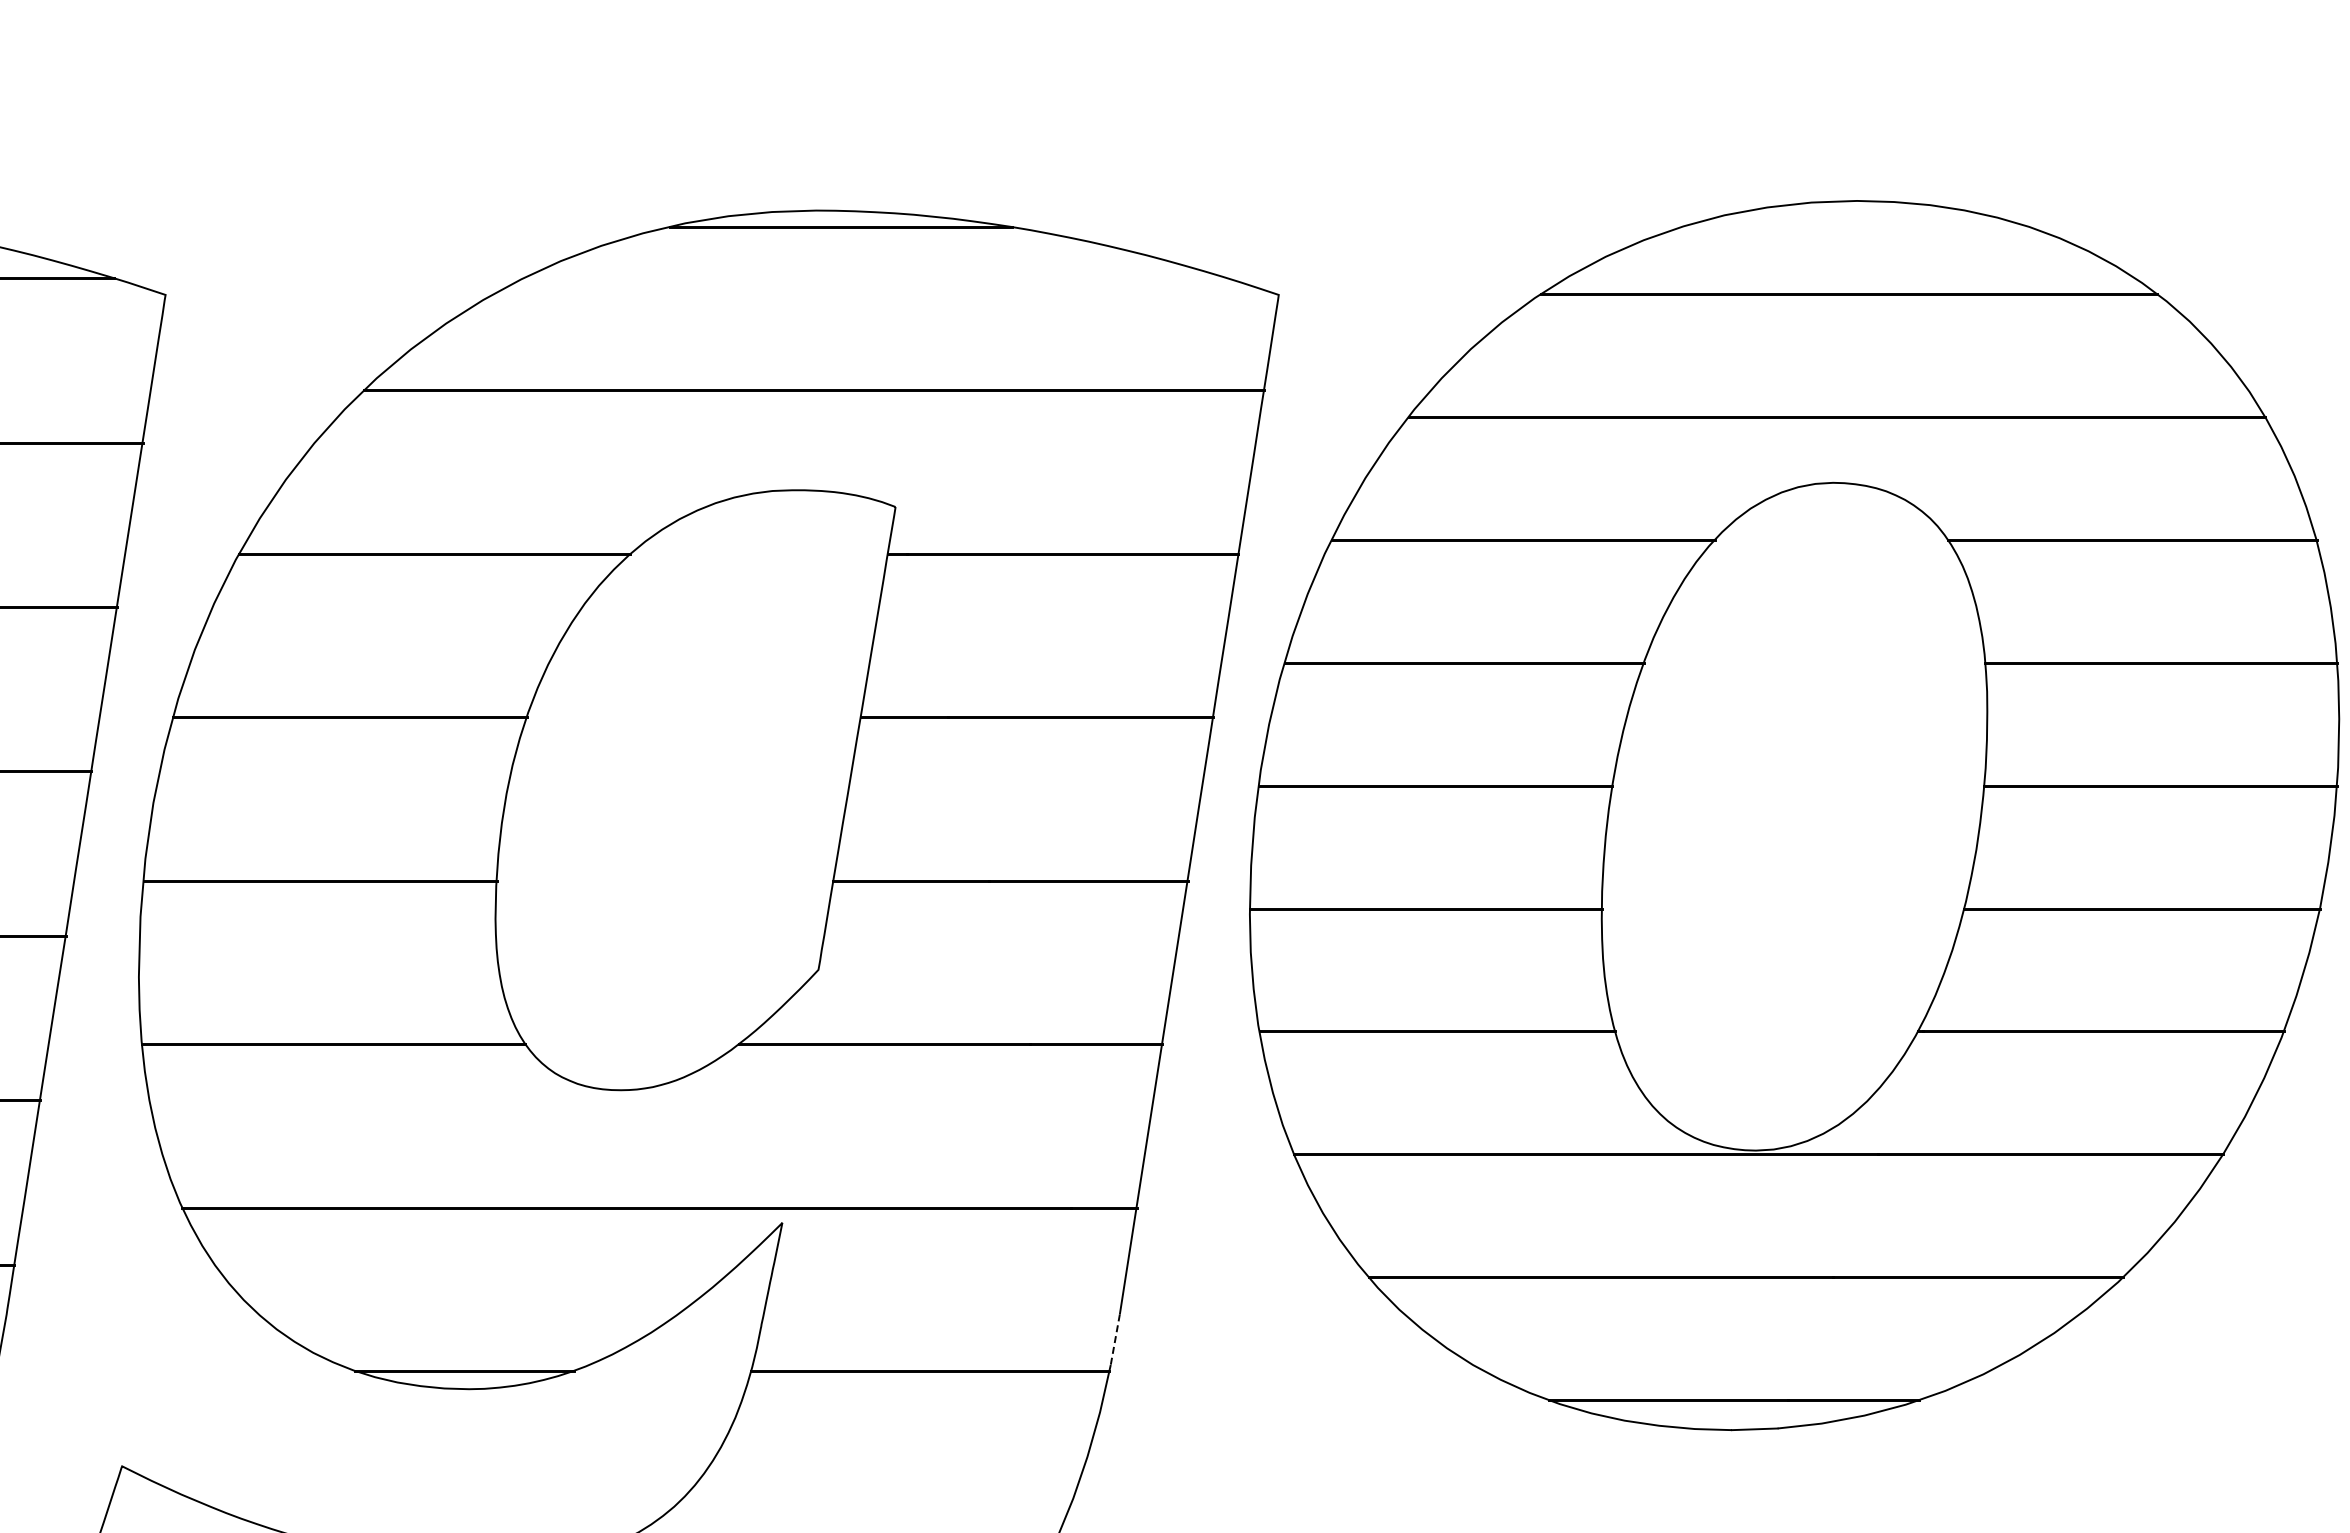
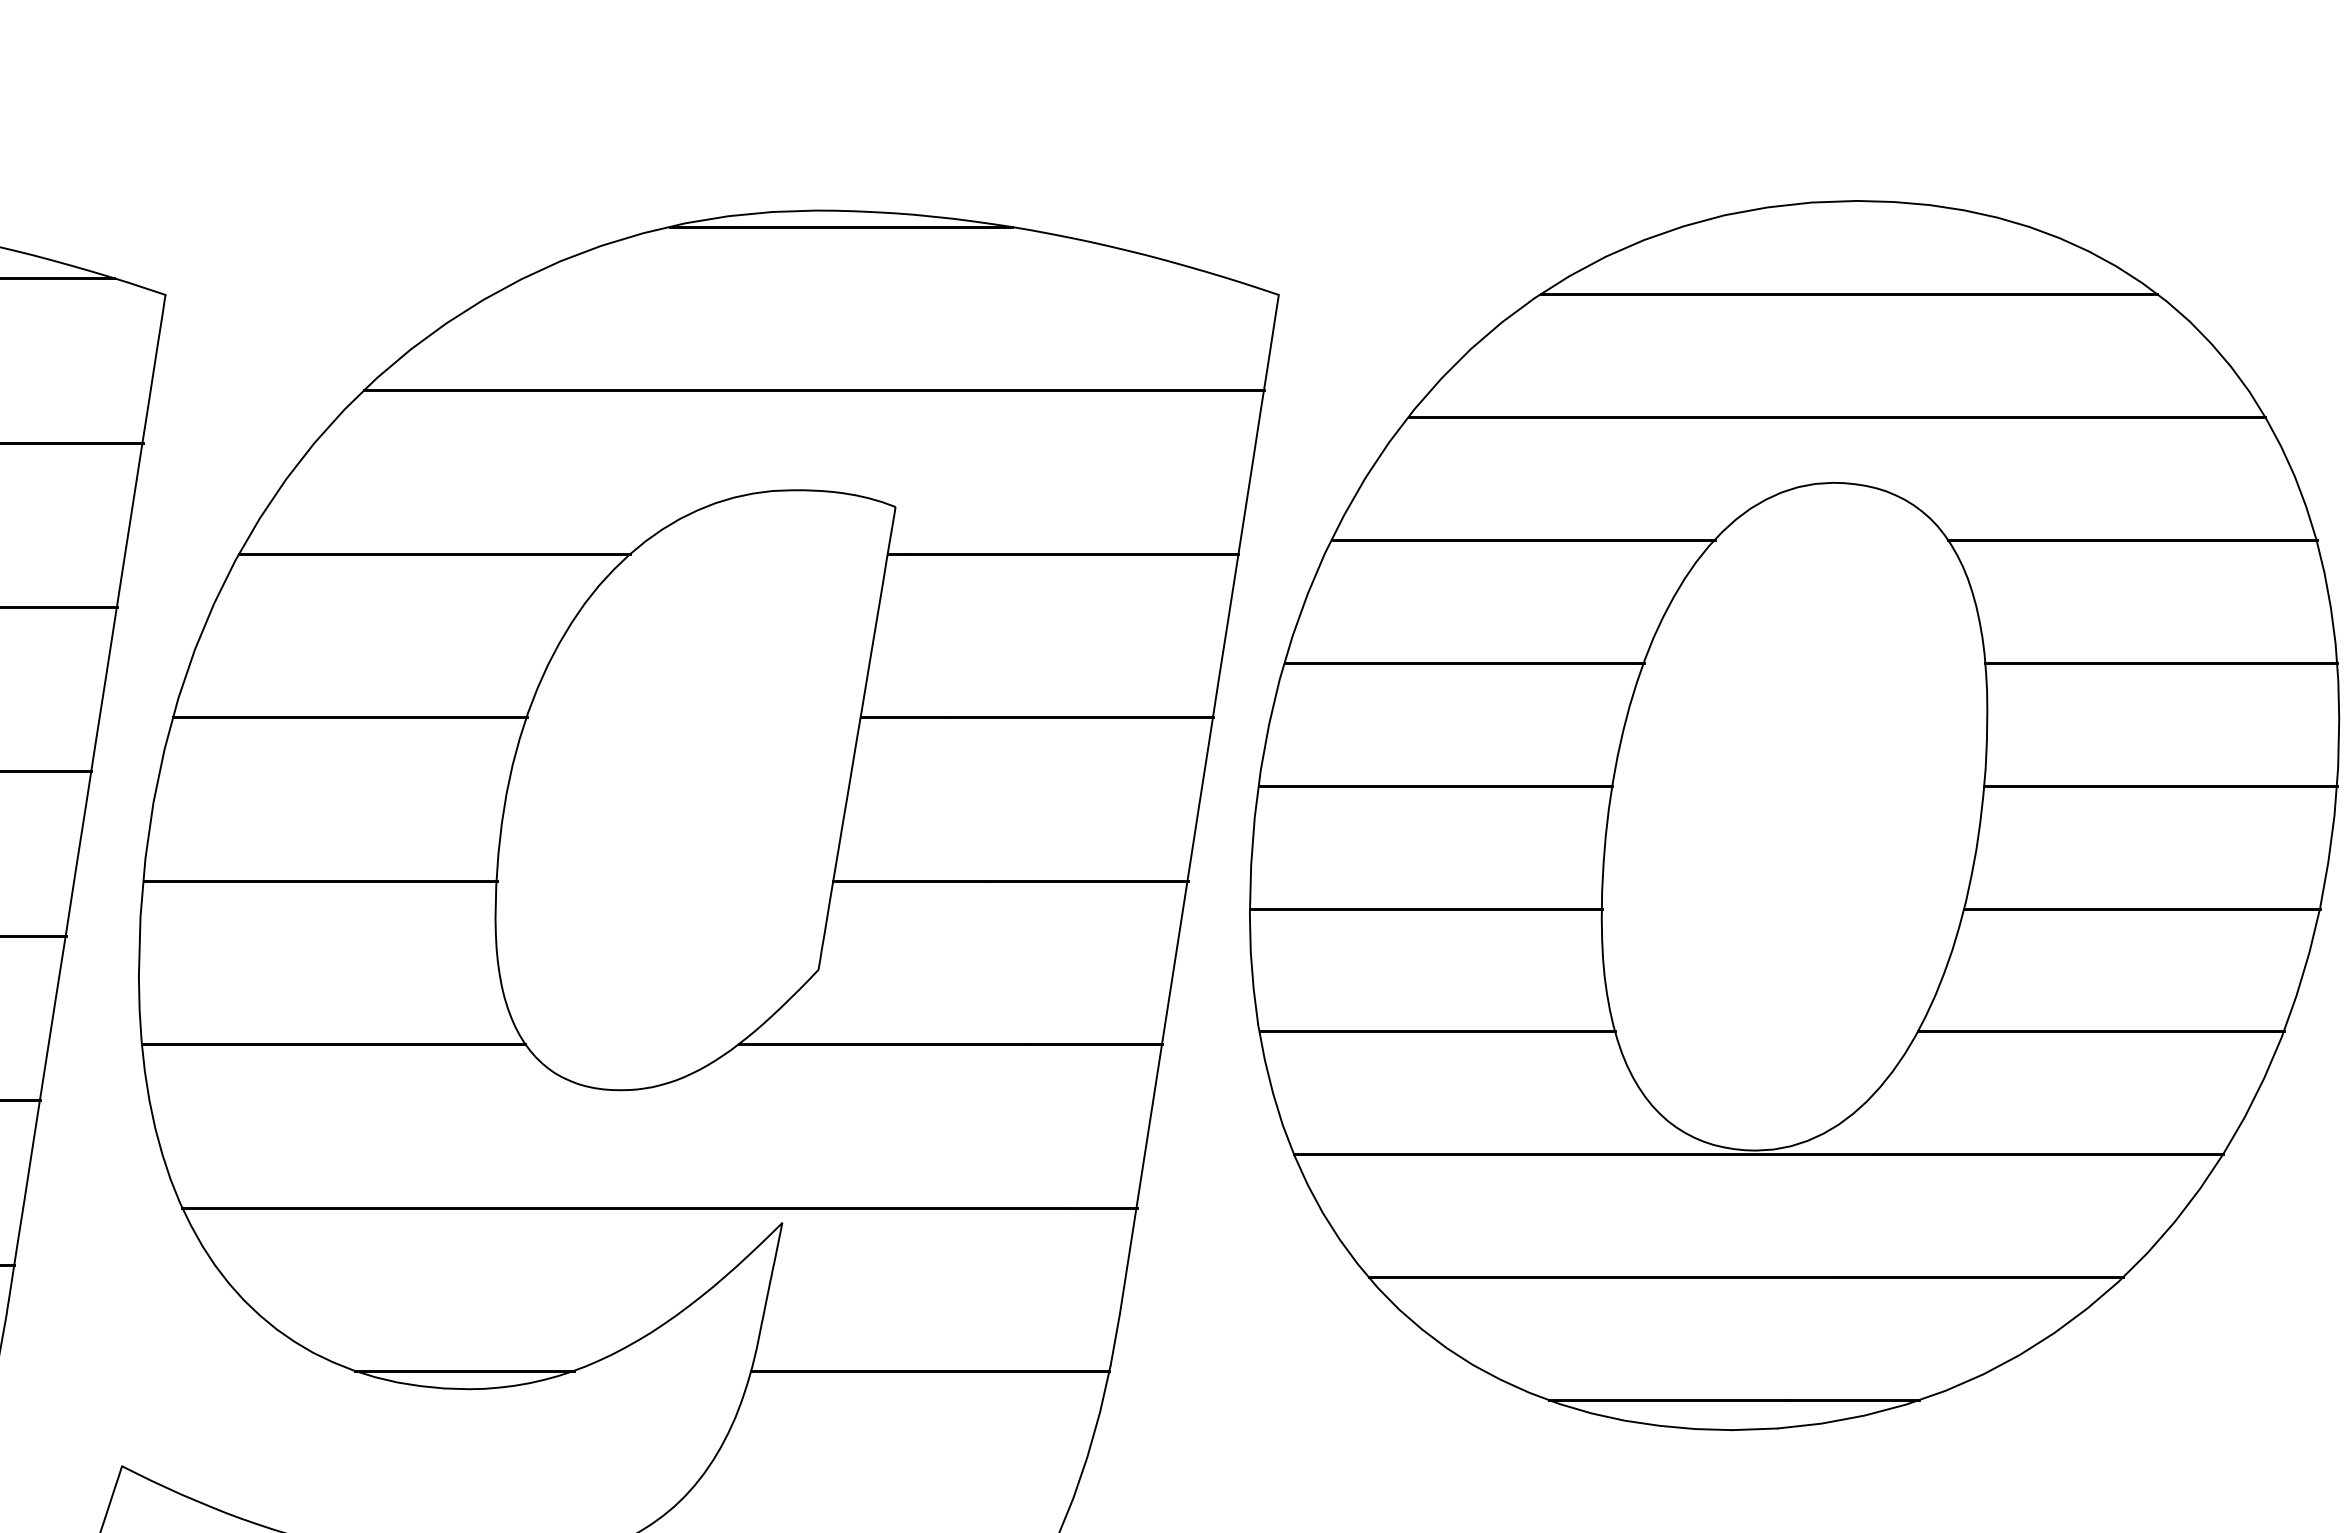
line: dashed -> solid (1115, 1339)
